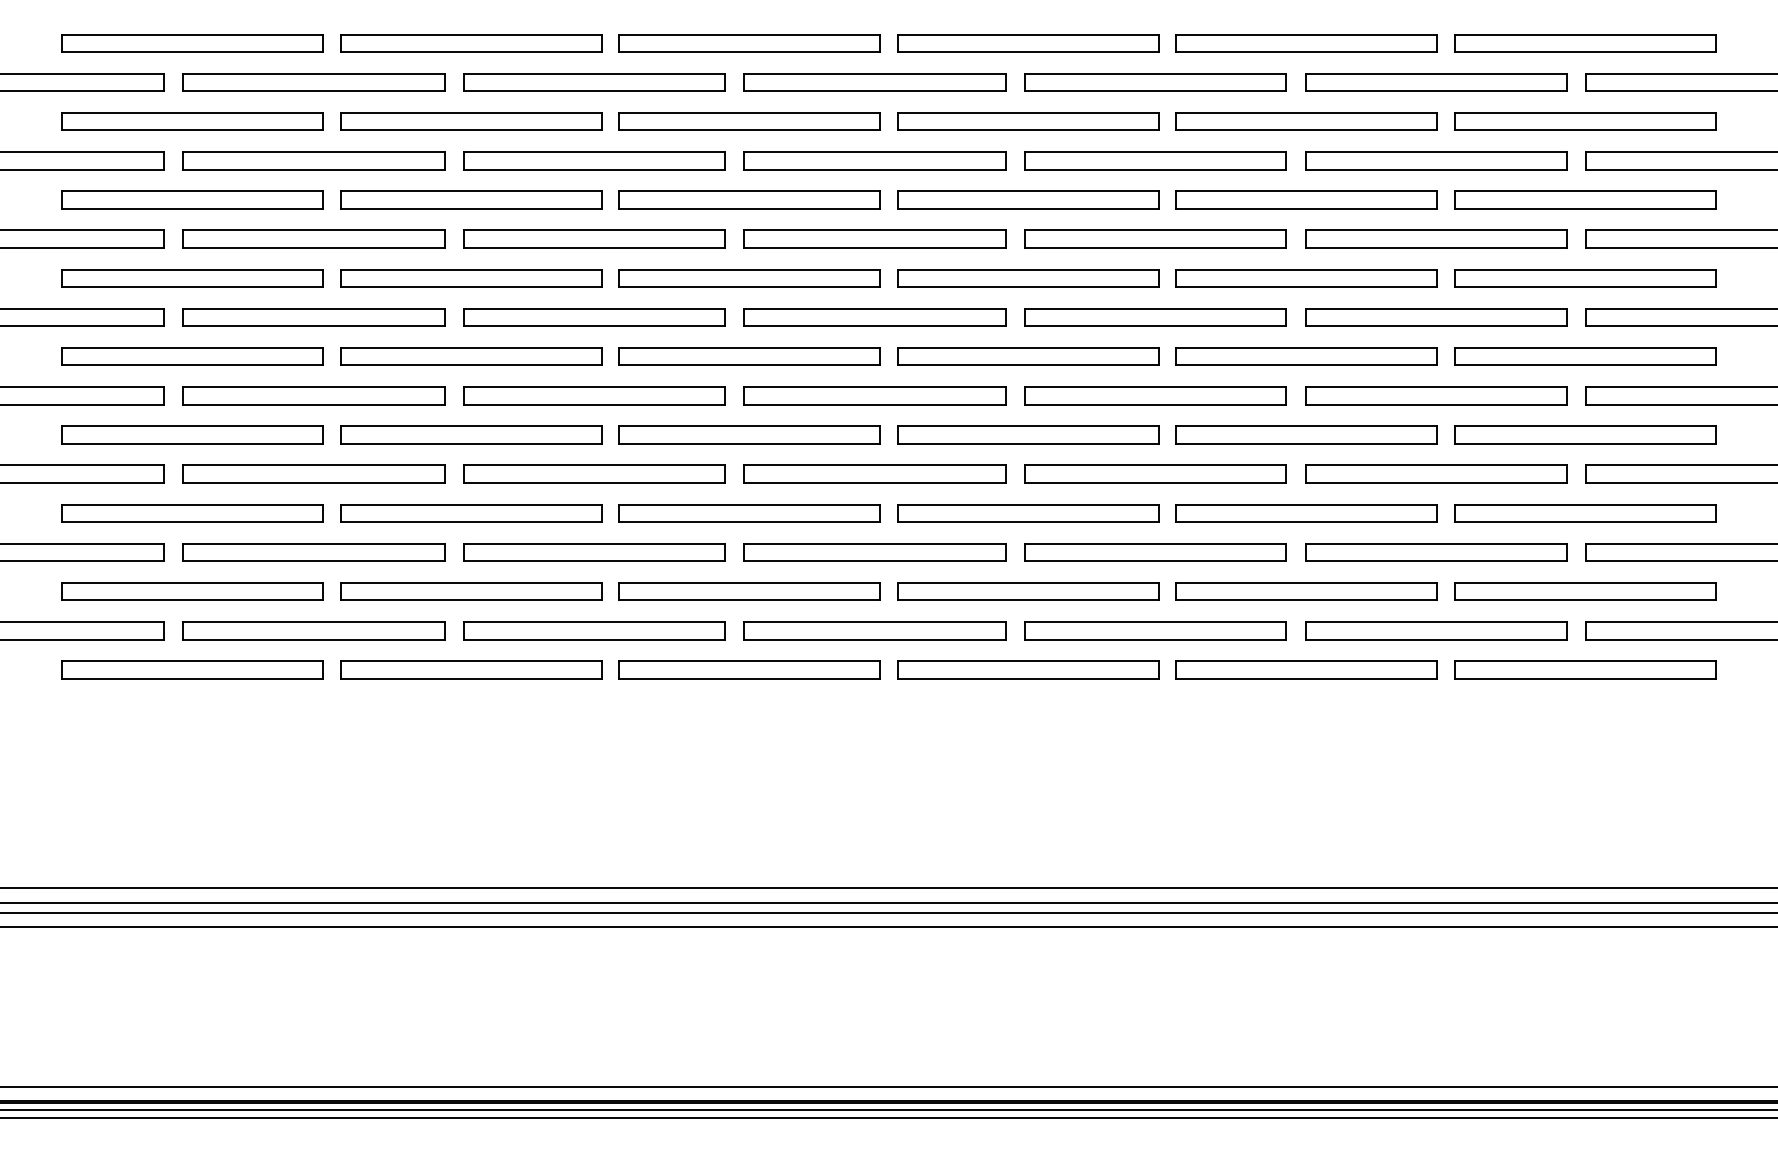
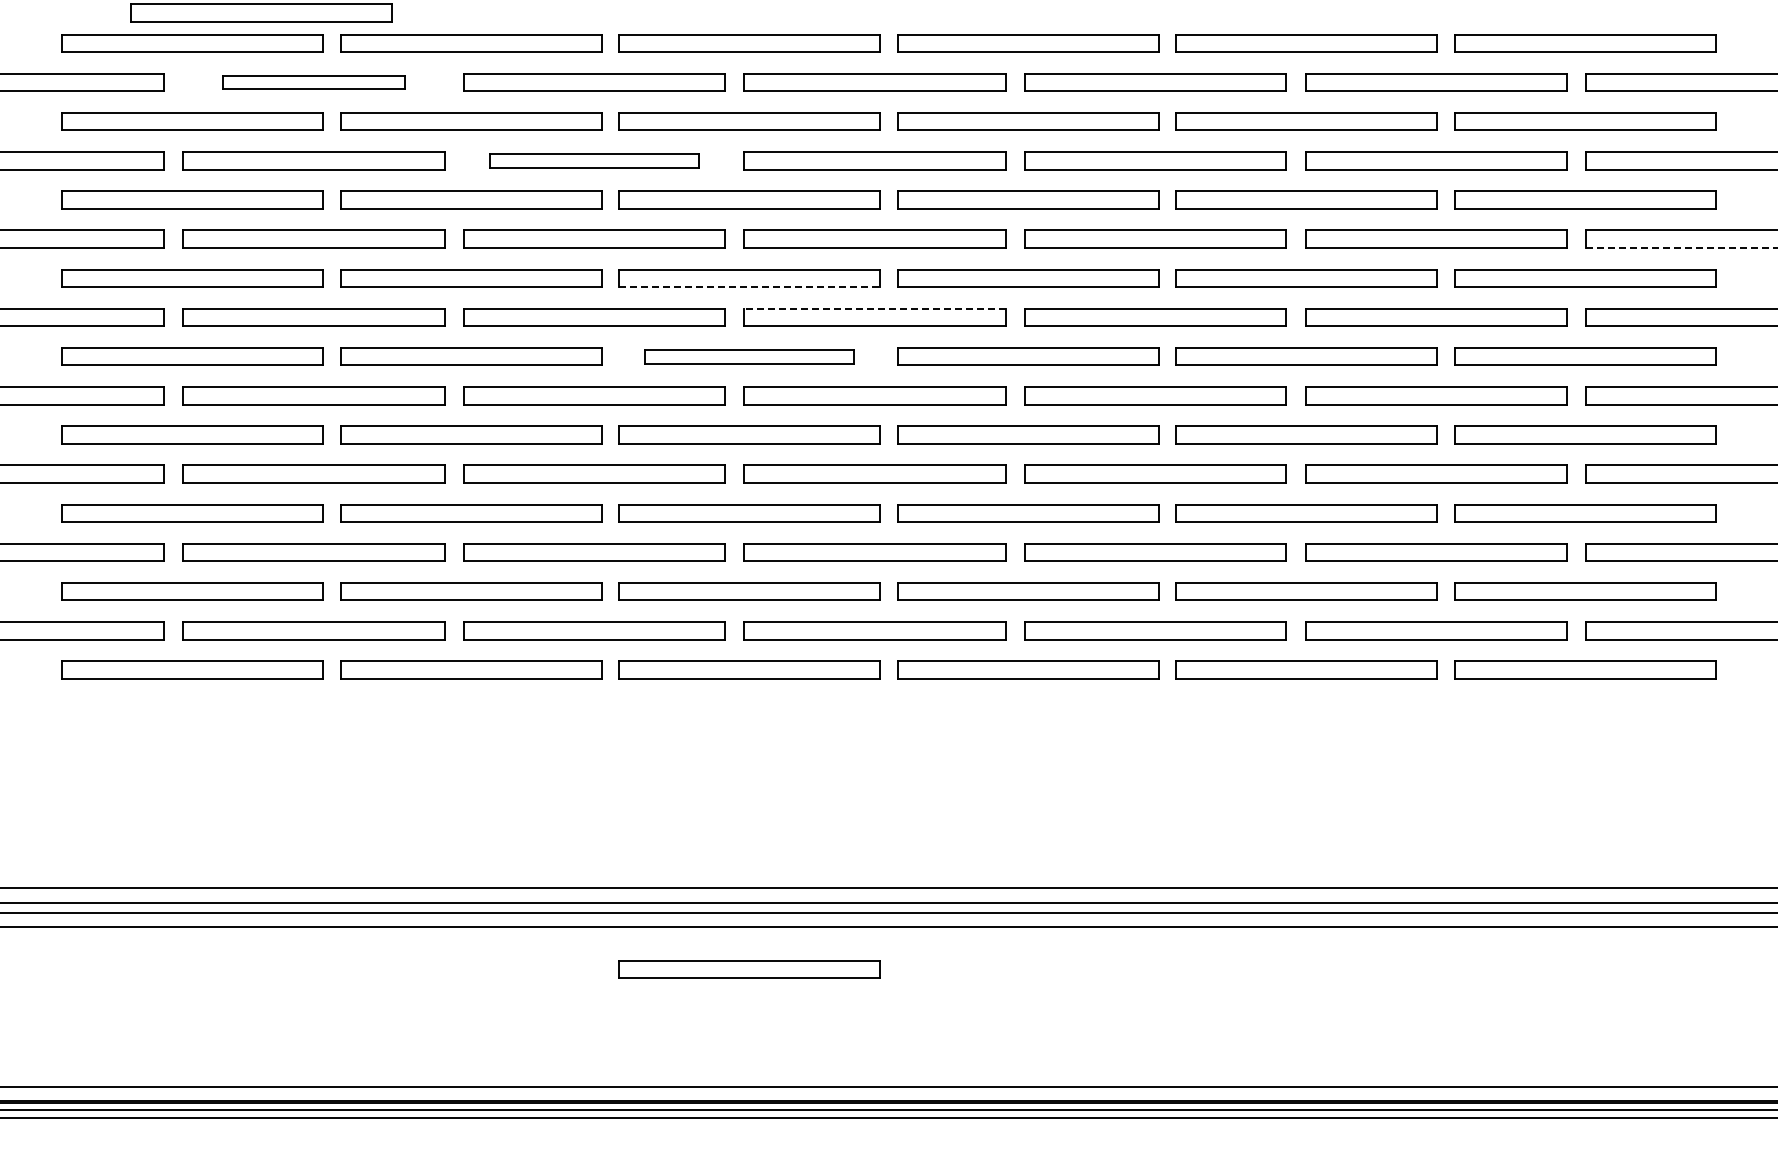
part: none -> present (261, 12)
part size: 264x19 px -> 184x15 px (313, 82)
part size: 263x20 px -> 211x16 px (594, 160)
line: solid -> dashed (1681, 247)
line: solid -> dashed (749, 287)
line: solid -> dashed (875, 308)
part size: 263x19 px -> 211x16 px (749, 356)
part: none -> present (749, 969)
